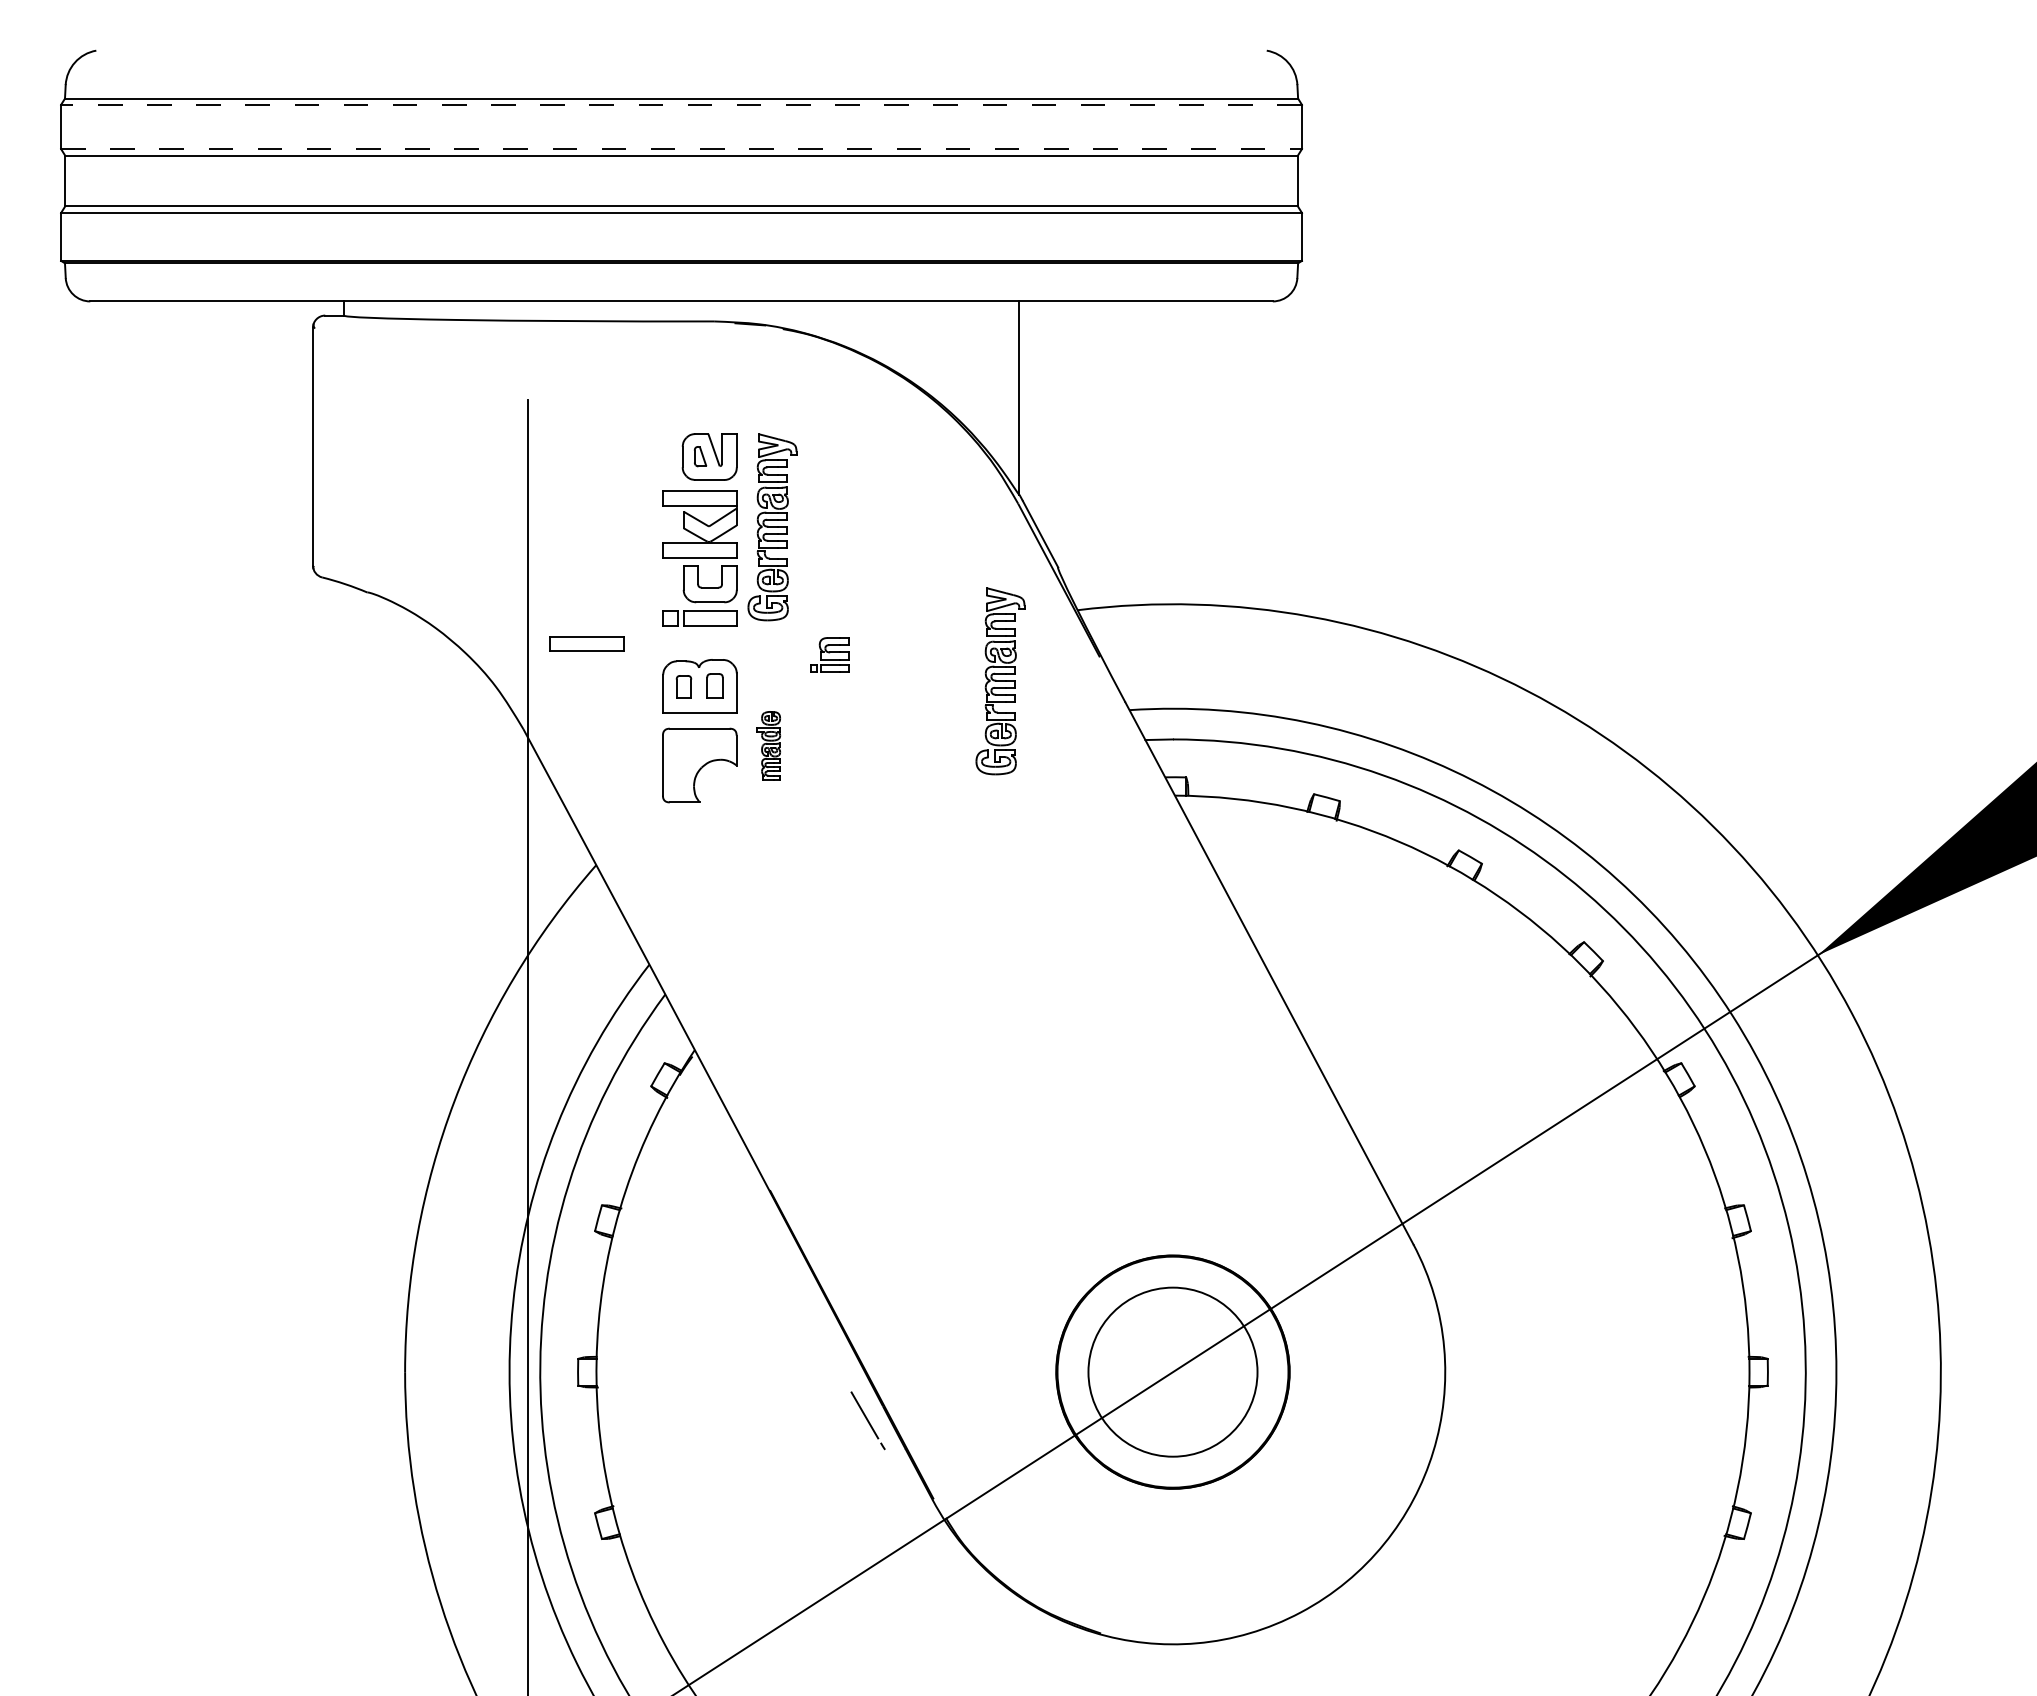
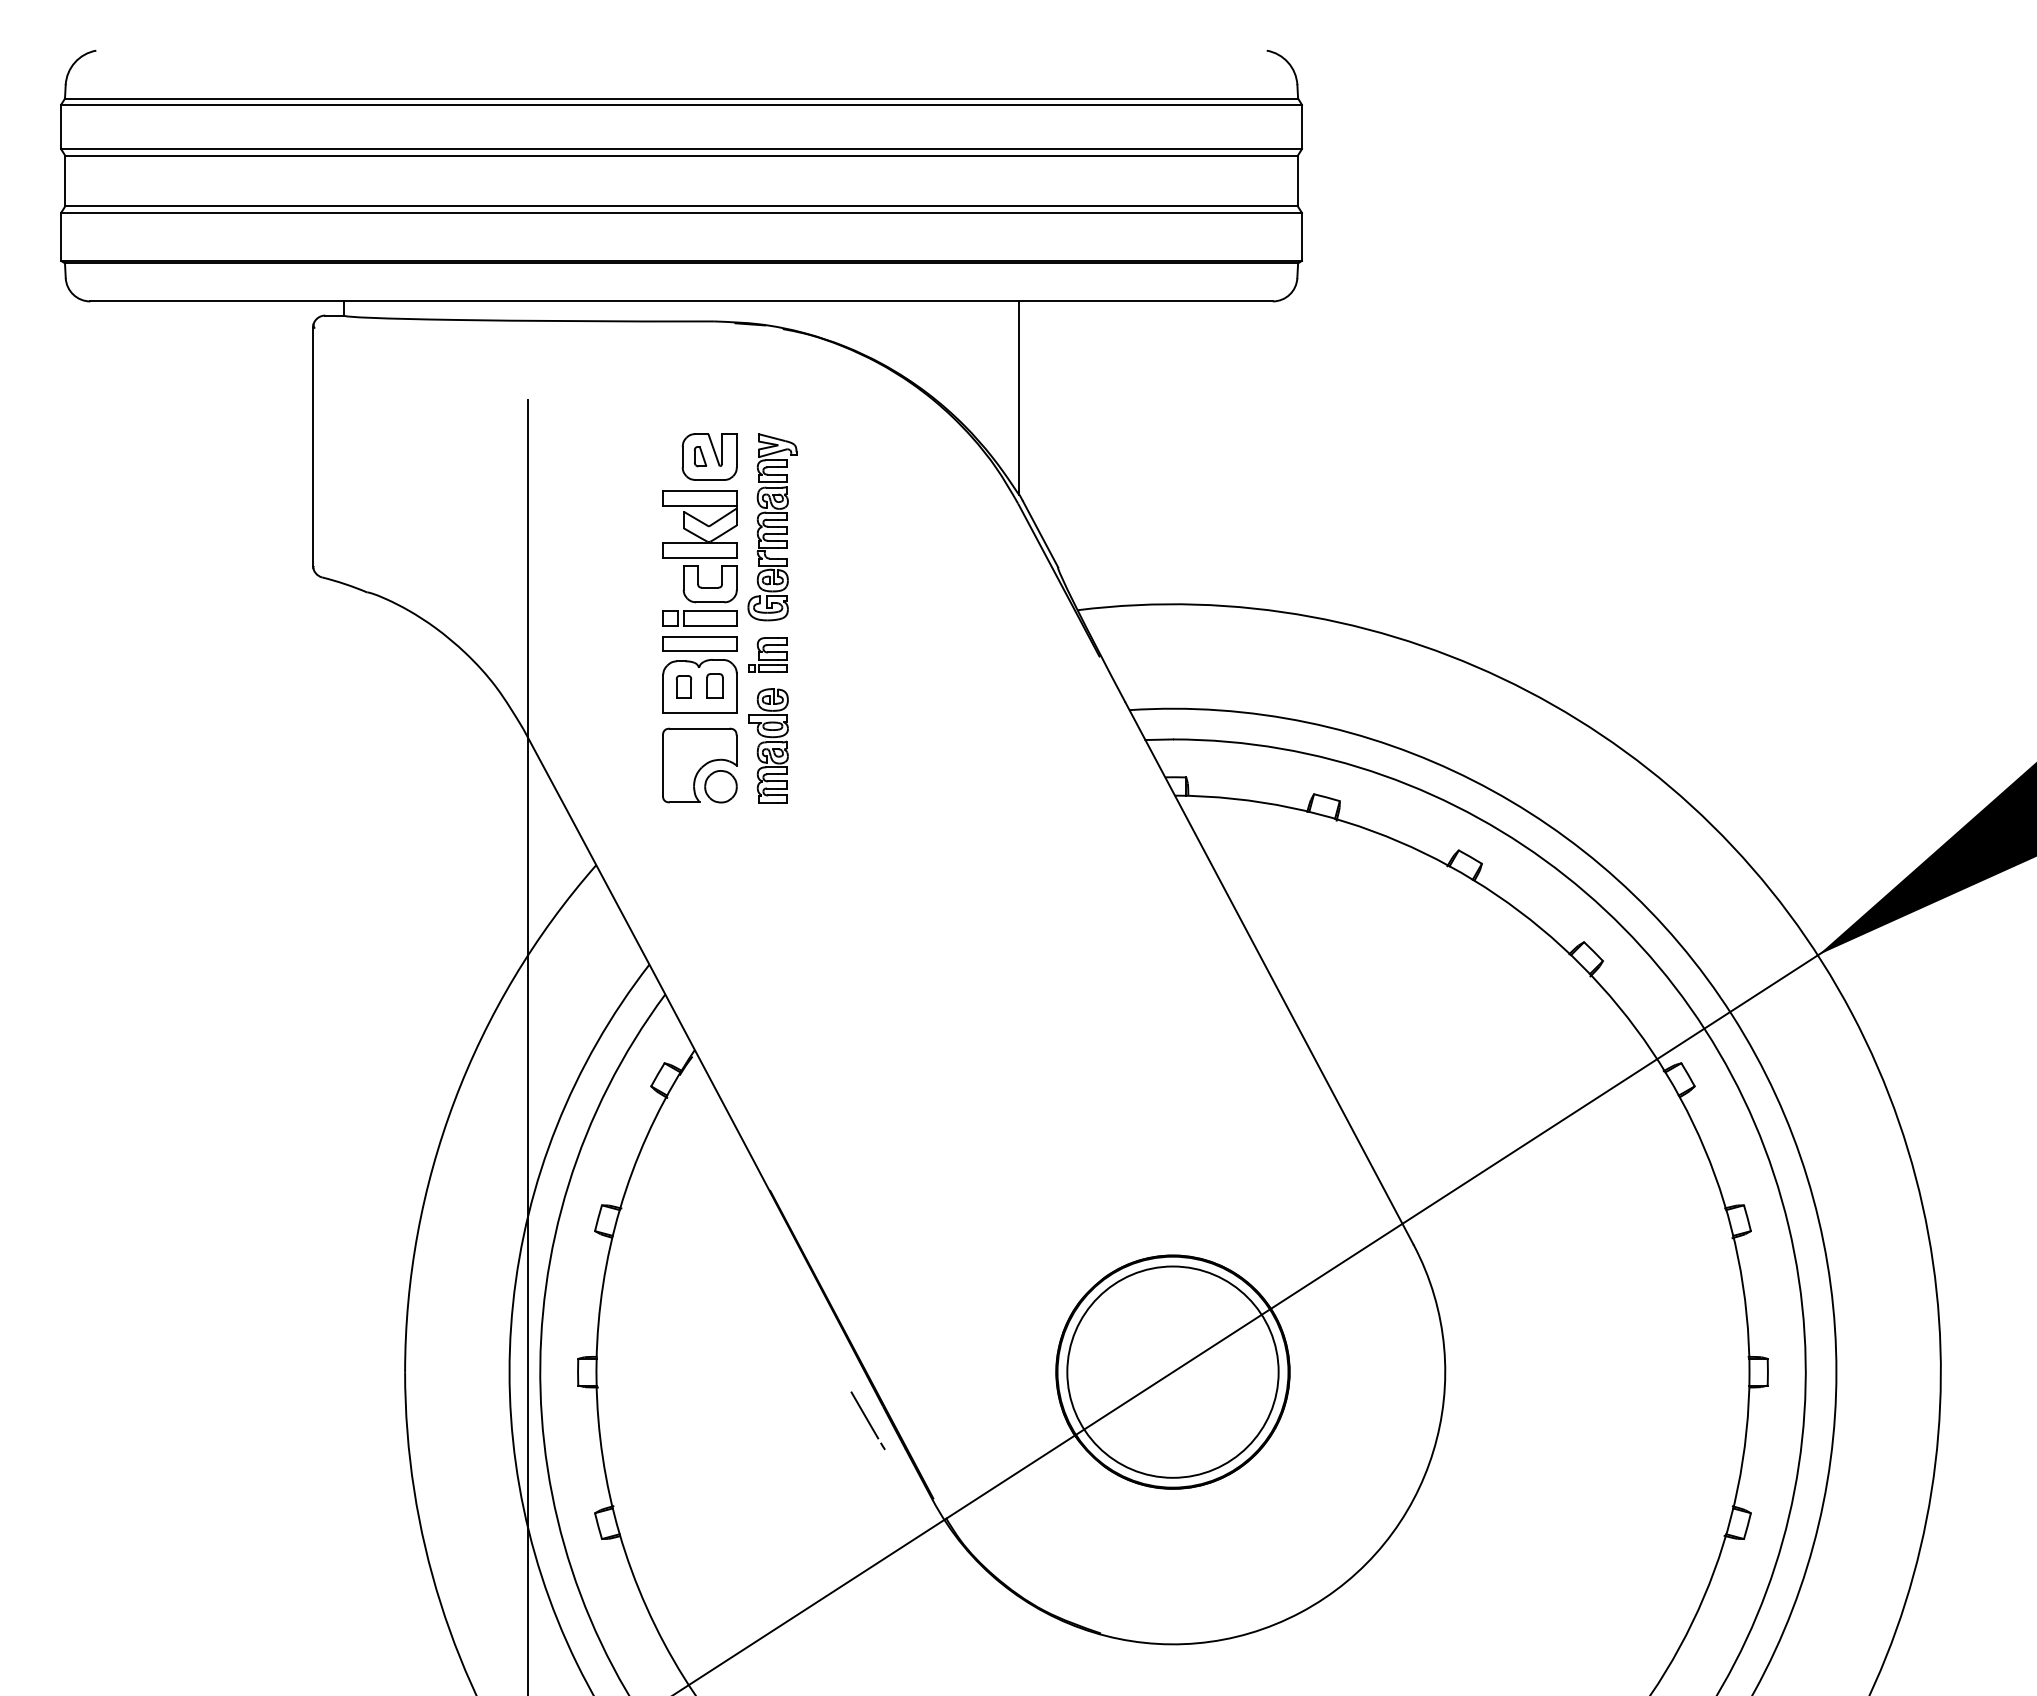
line: dashed -> solid (681, 104)
line: dashed -> solid (682, 149)
part position: (586, 643) -> (699, 643) (699, 643)
part position: (829, 654) -> (767, 654) (767, 654)
part: present -> none (1000, 681)
part size: 26x70 px -> 41x116 px (768, 745)
part: none -> present (720, 786)
circle diameter: 169 px -> 211 px (1172, 1371)
